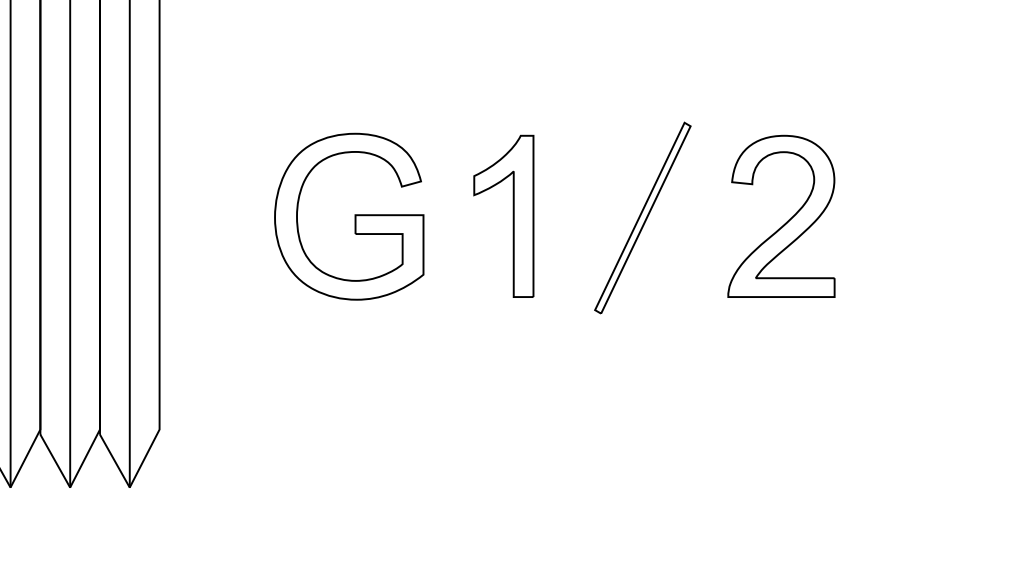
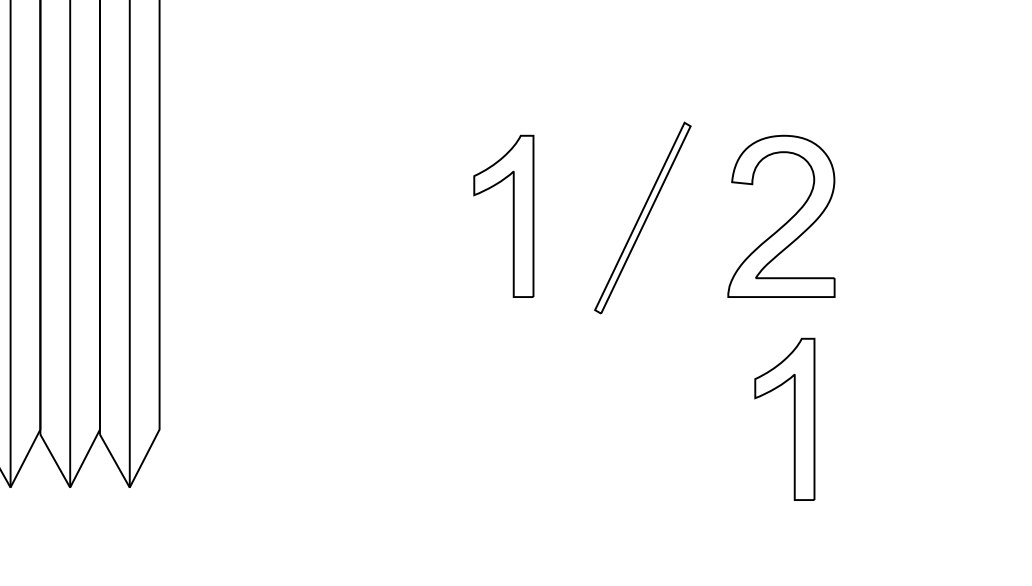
part: present -> none (349, 216)
part: none -> present (793, 418)
